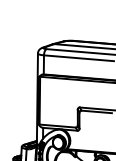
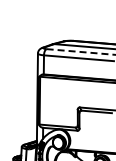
line: solid -> dashed (81, 52)
